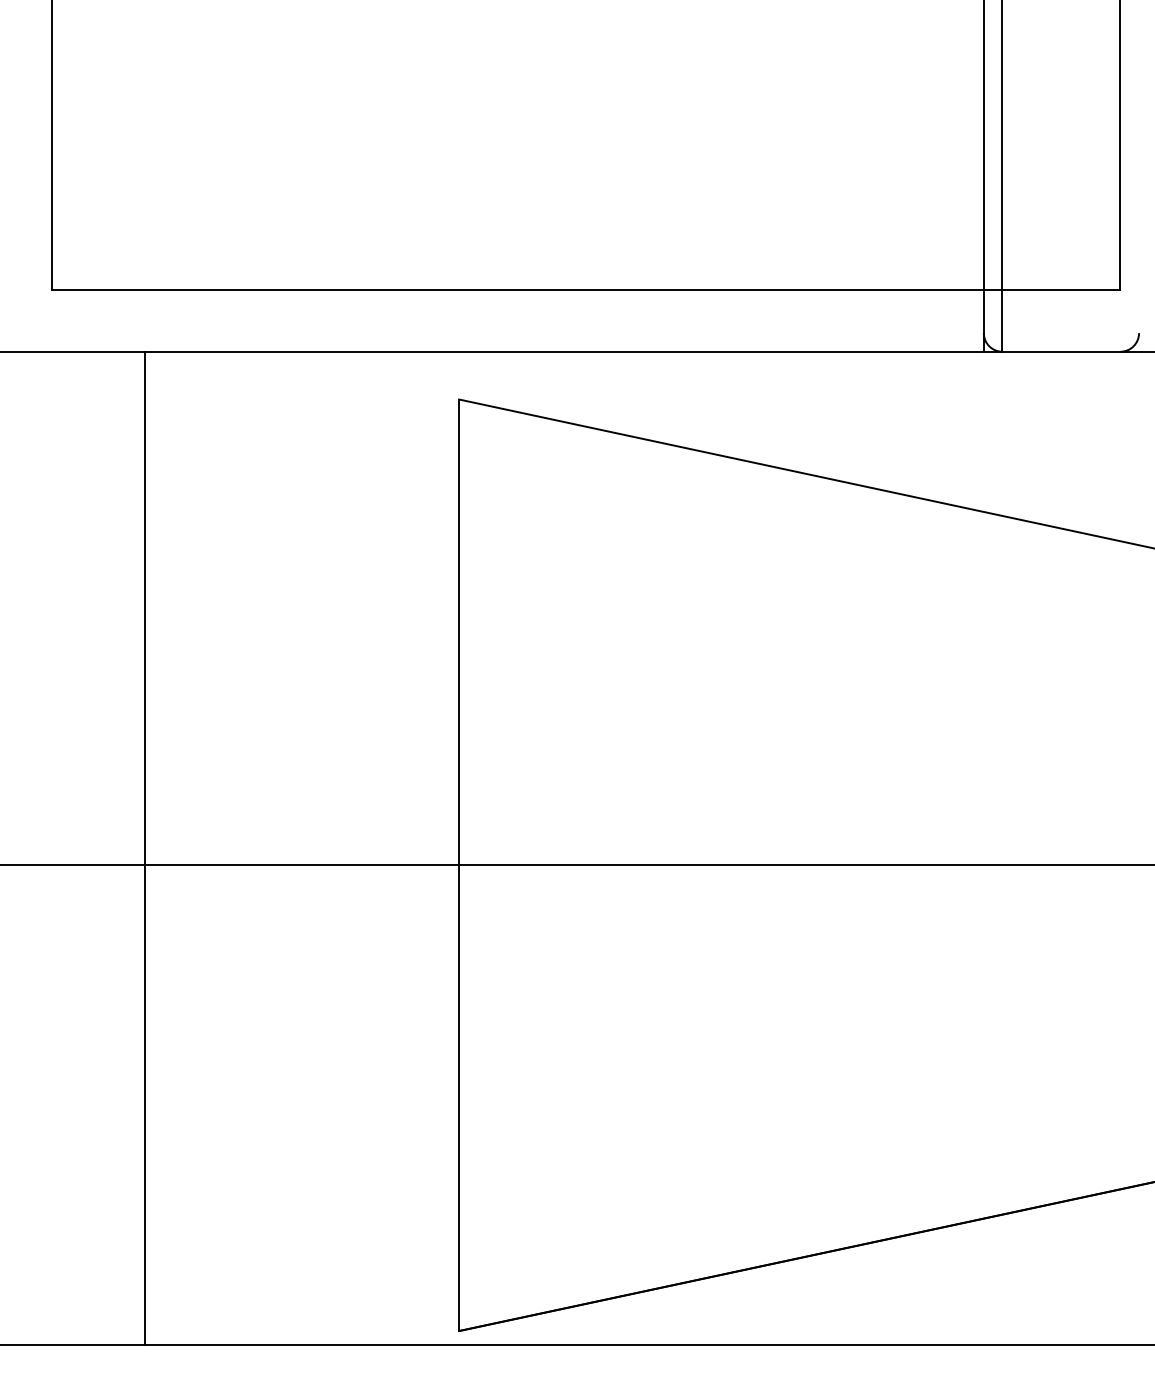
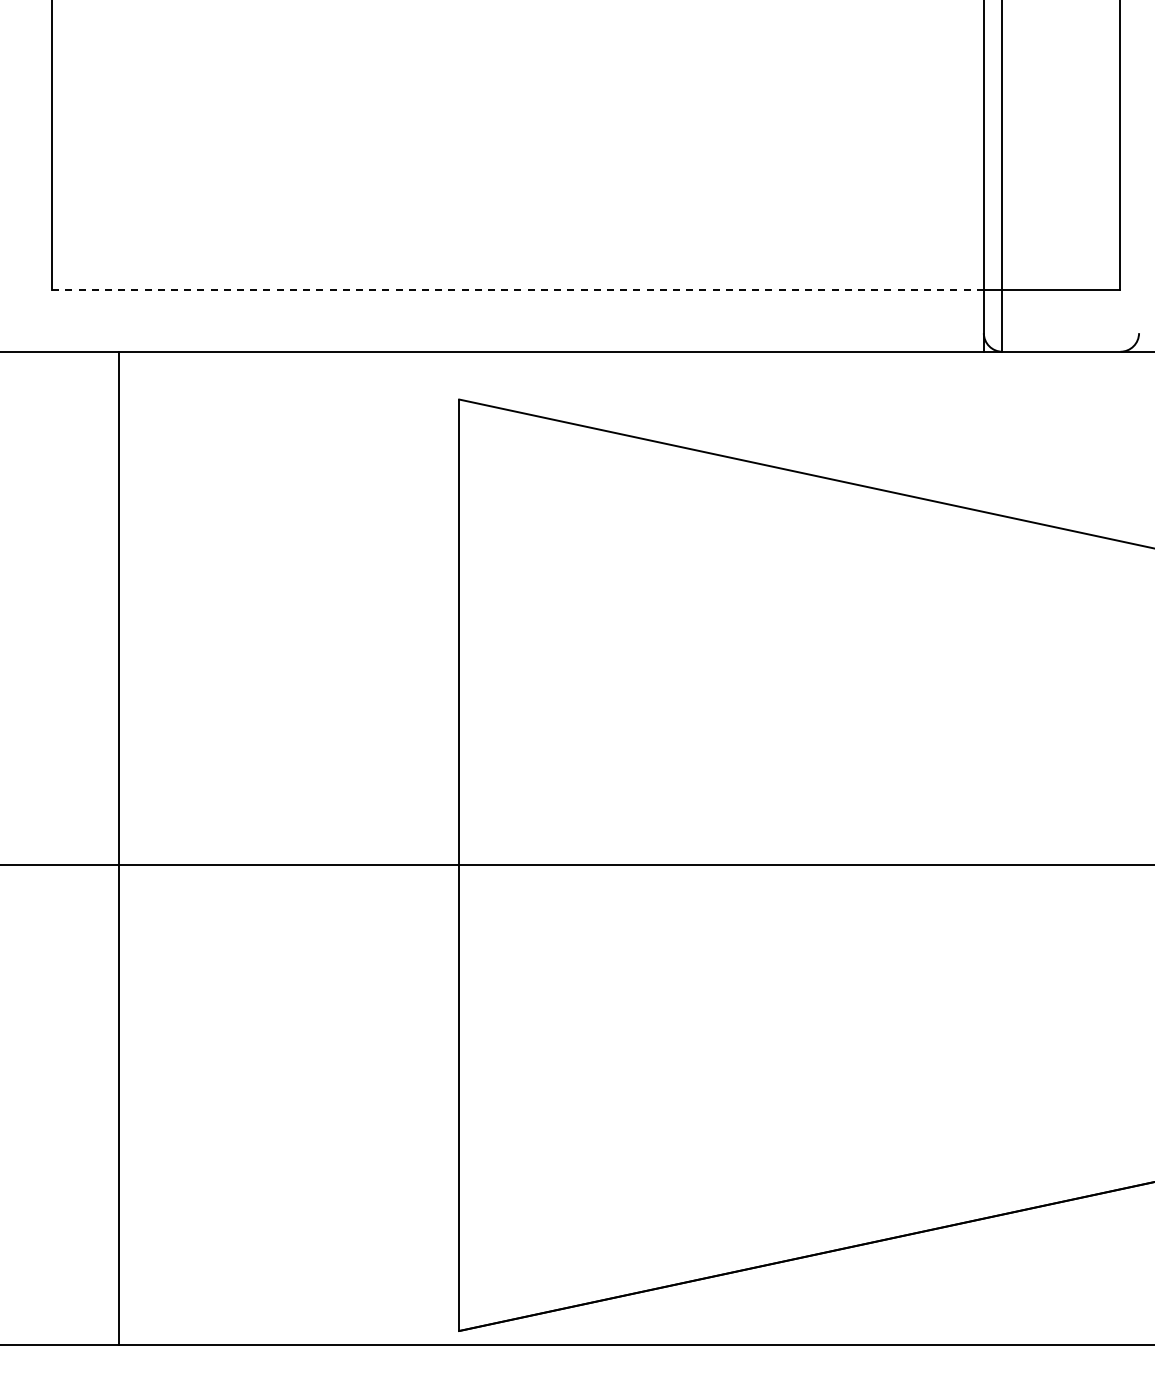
line: solid -> dashed (518, 289)
line position: (145, 848) -> (119, 848) (119, 848)
